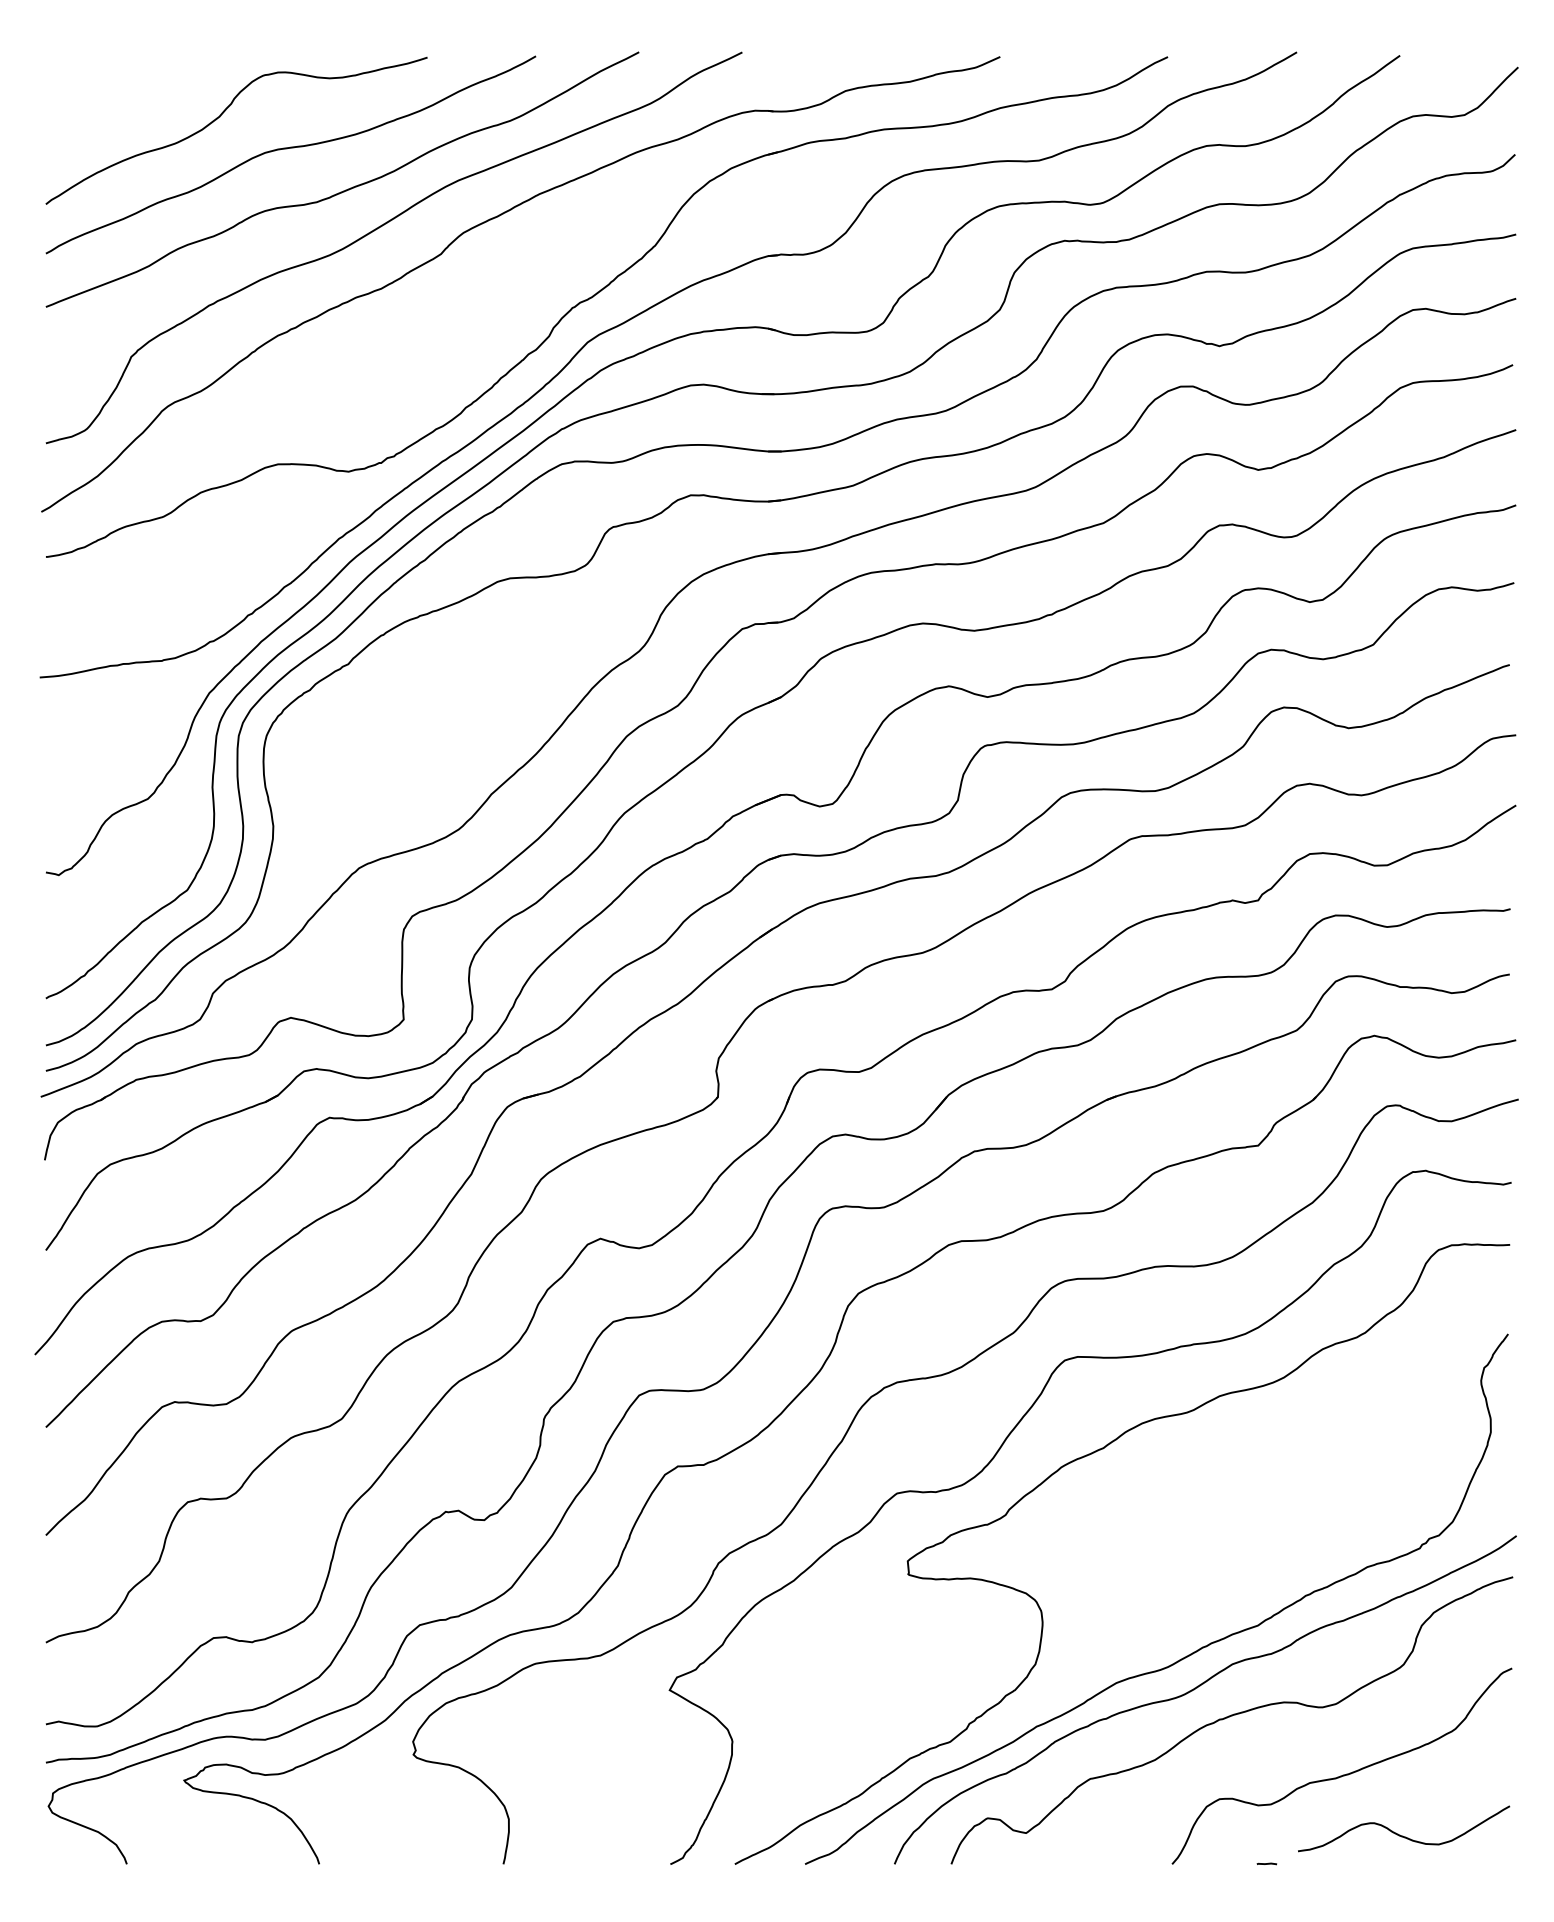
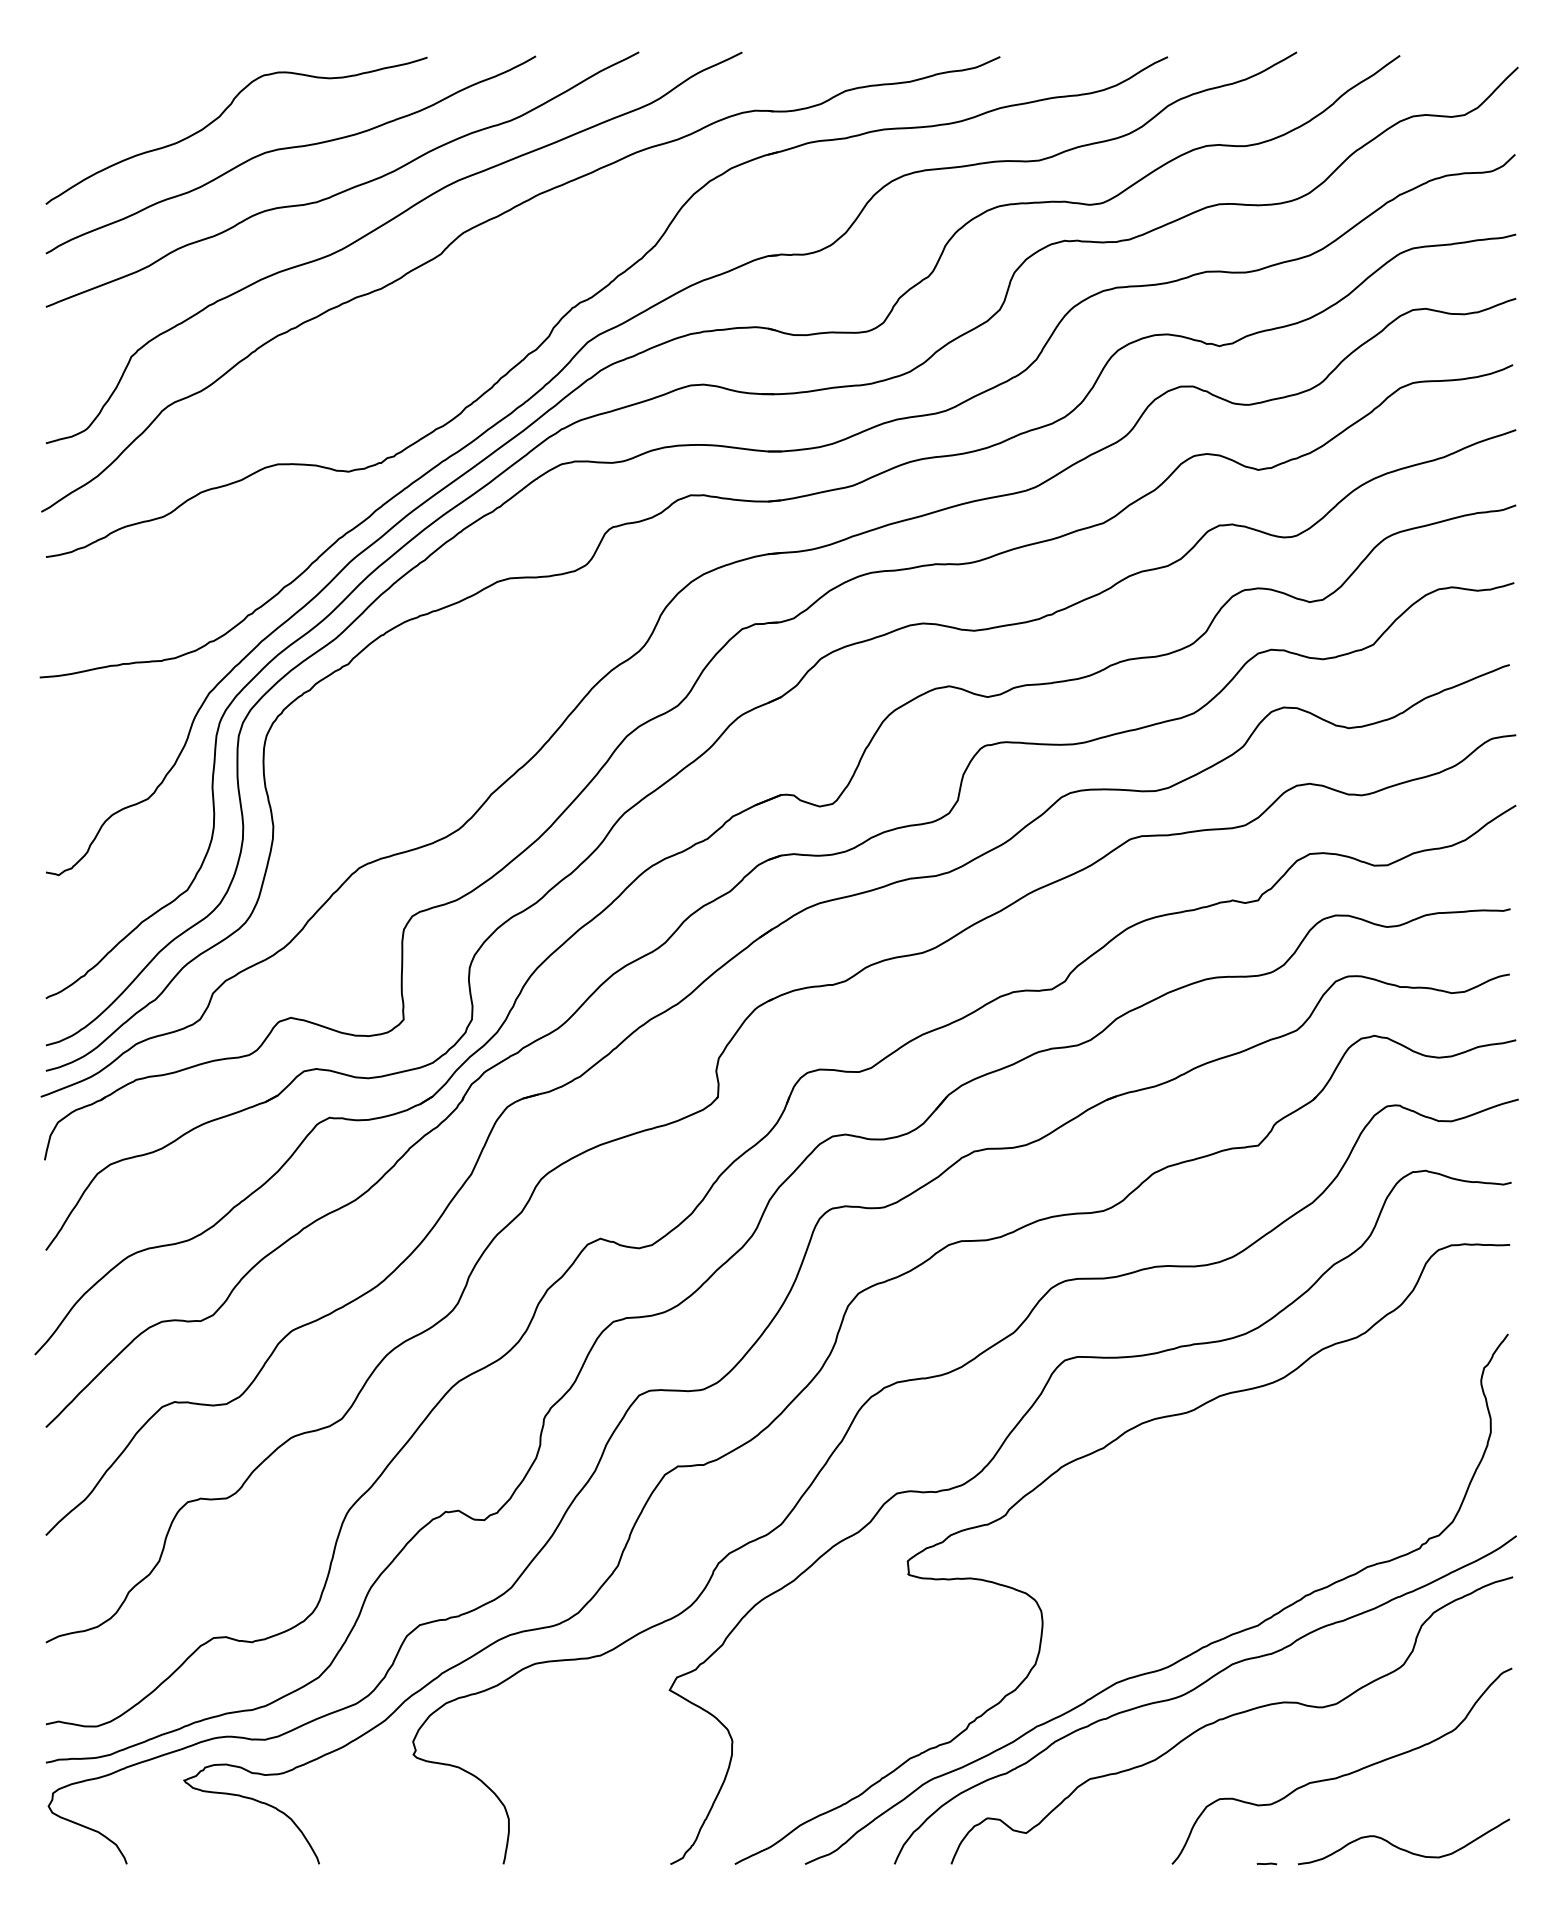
curve position: (1400, 1834) -> (1400, 1847) (1400, 1847)
